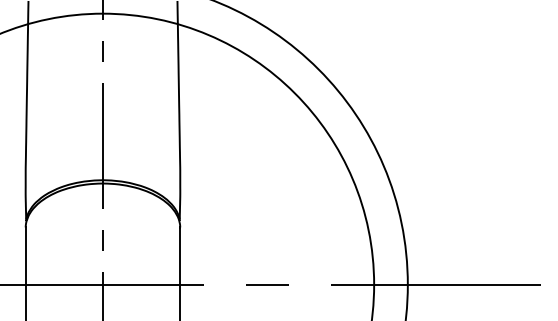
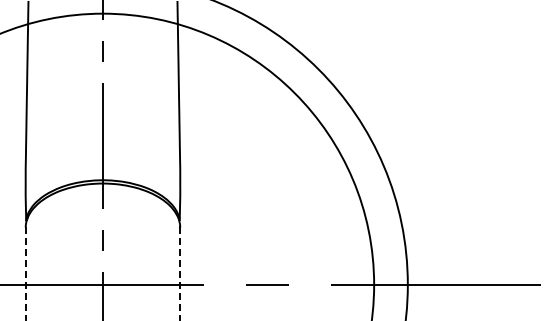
line: solid -> dashed (25, 274)
line: solid -> dashed (180, 274)
